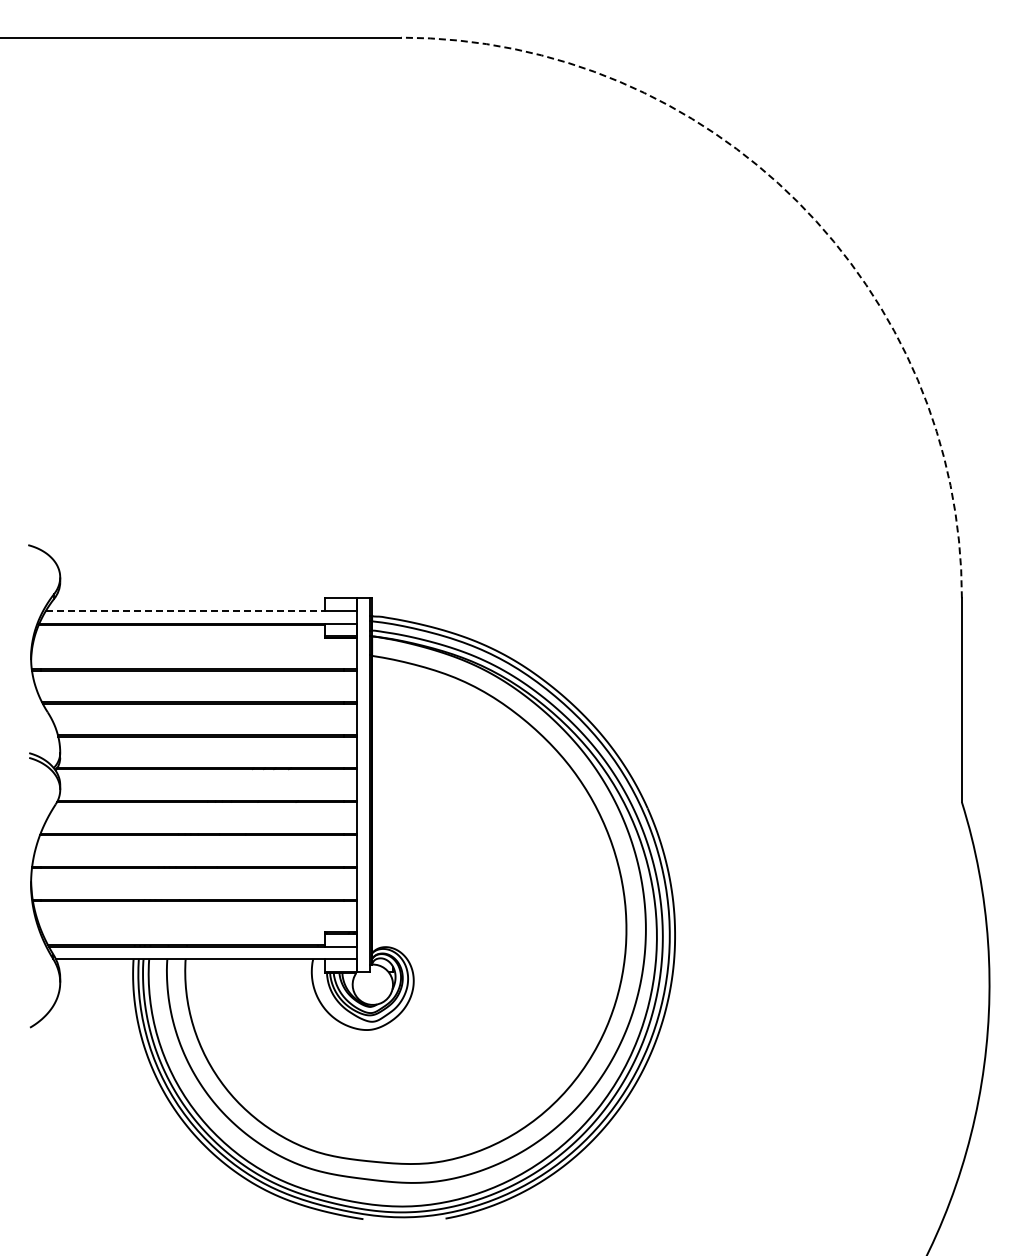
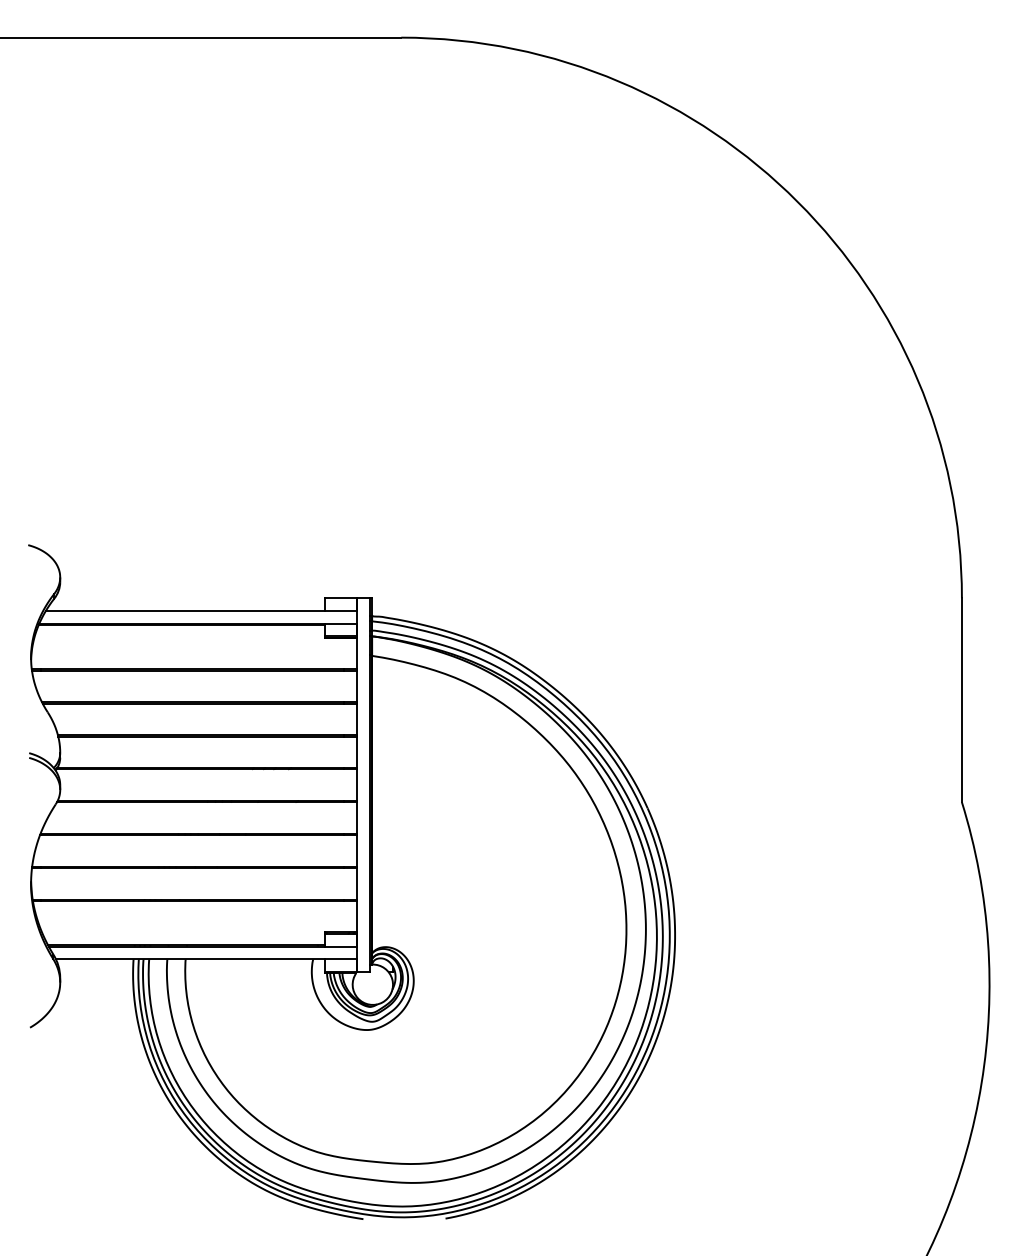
arc: dashed -> solid (797, 201)
line: dashed -> solid (185, 610)
